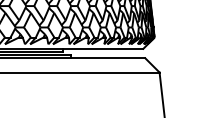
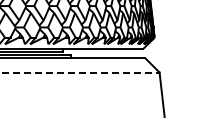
line: solid -> dashed (80, 72)
